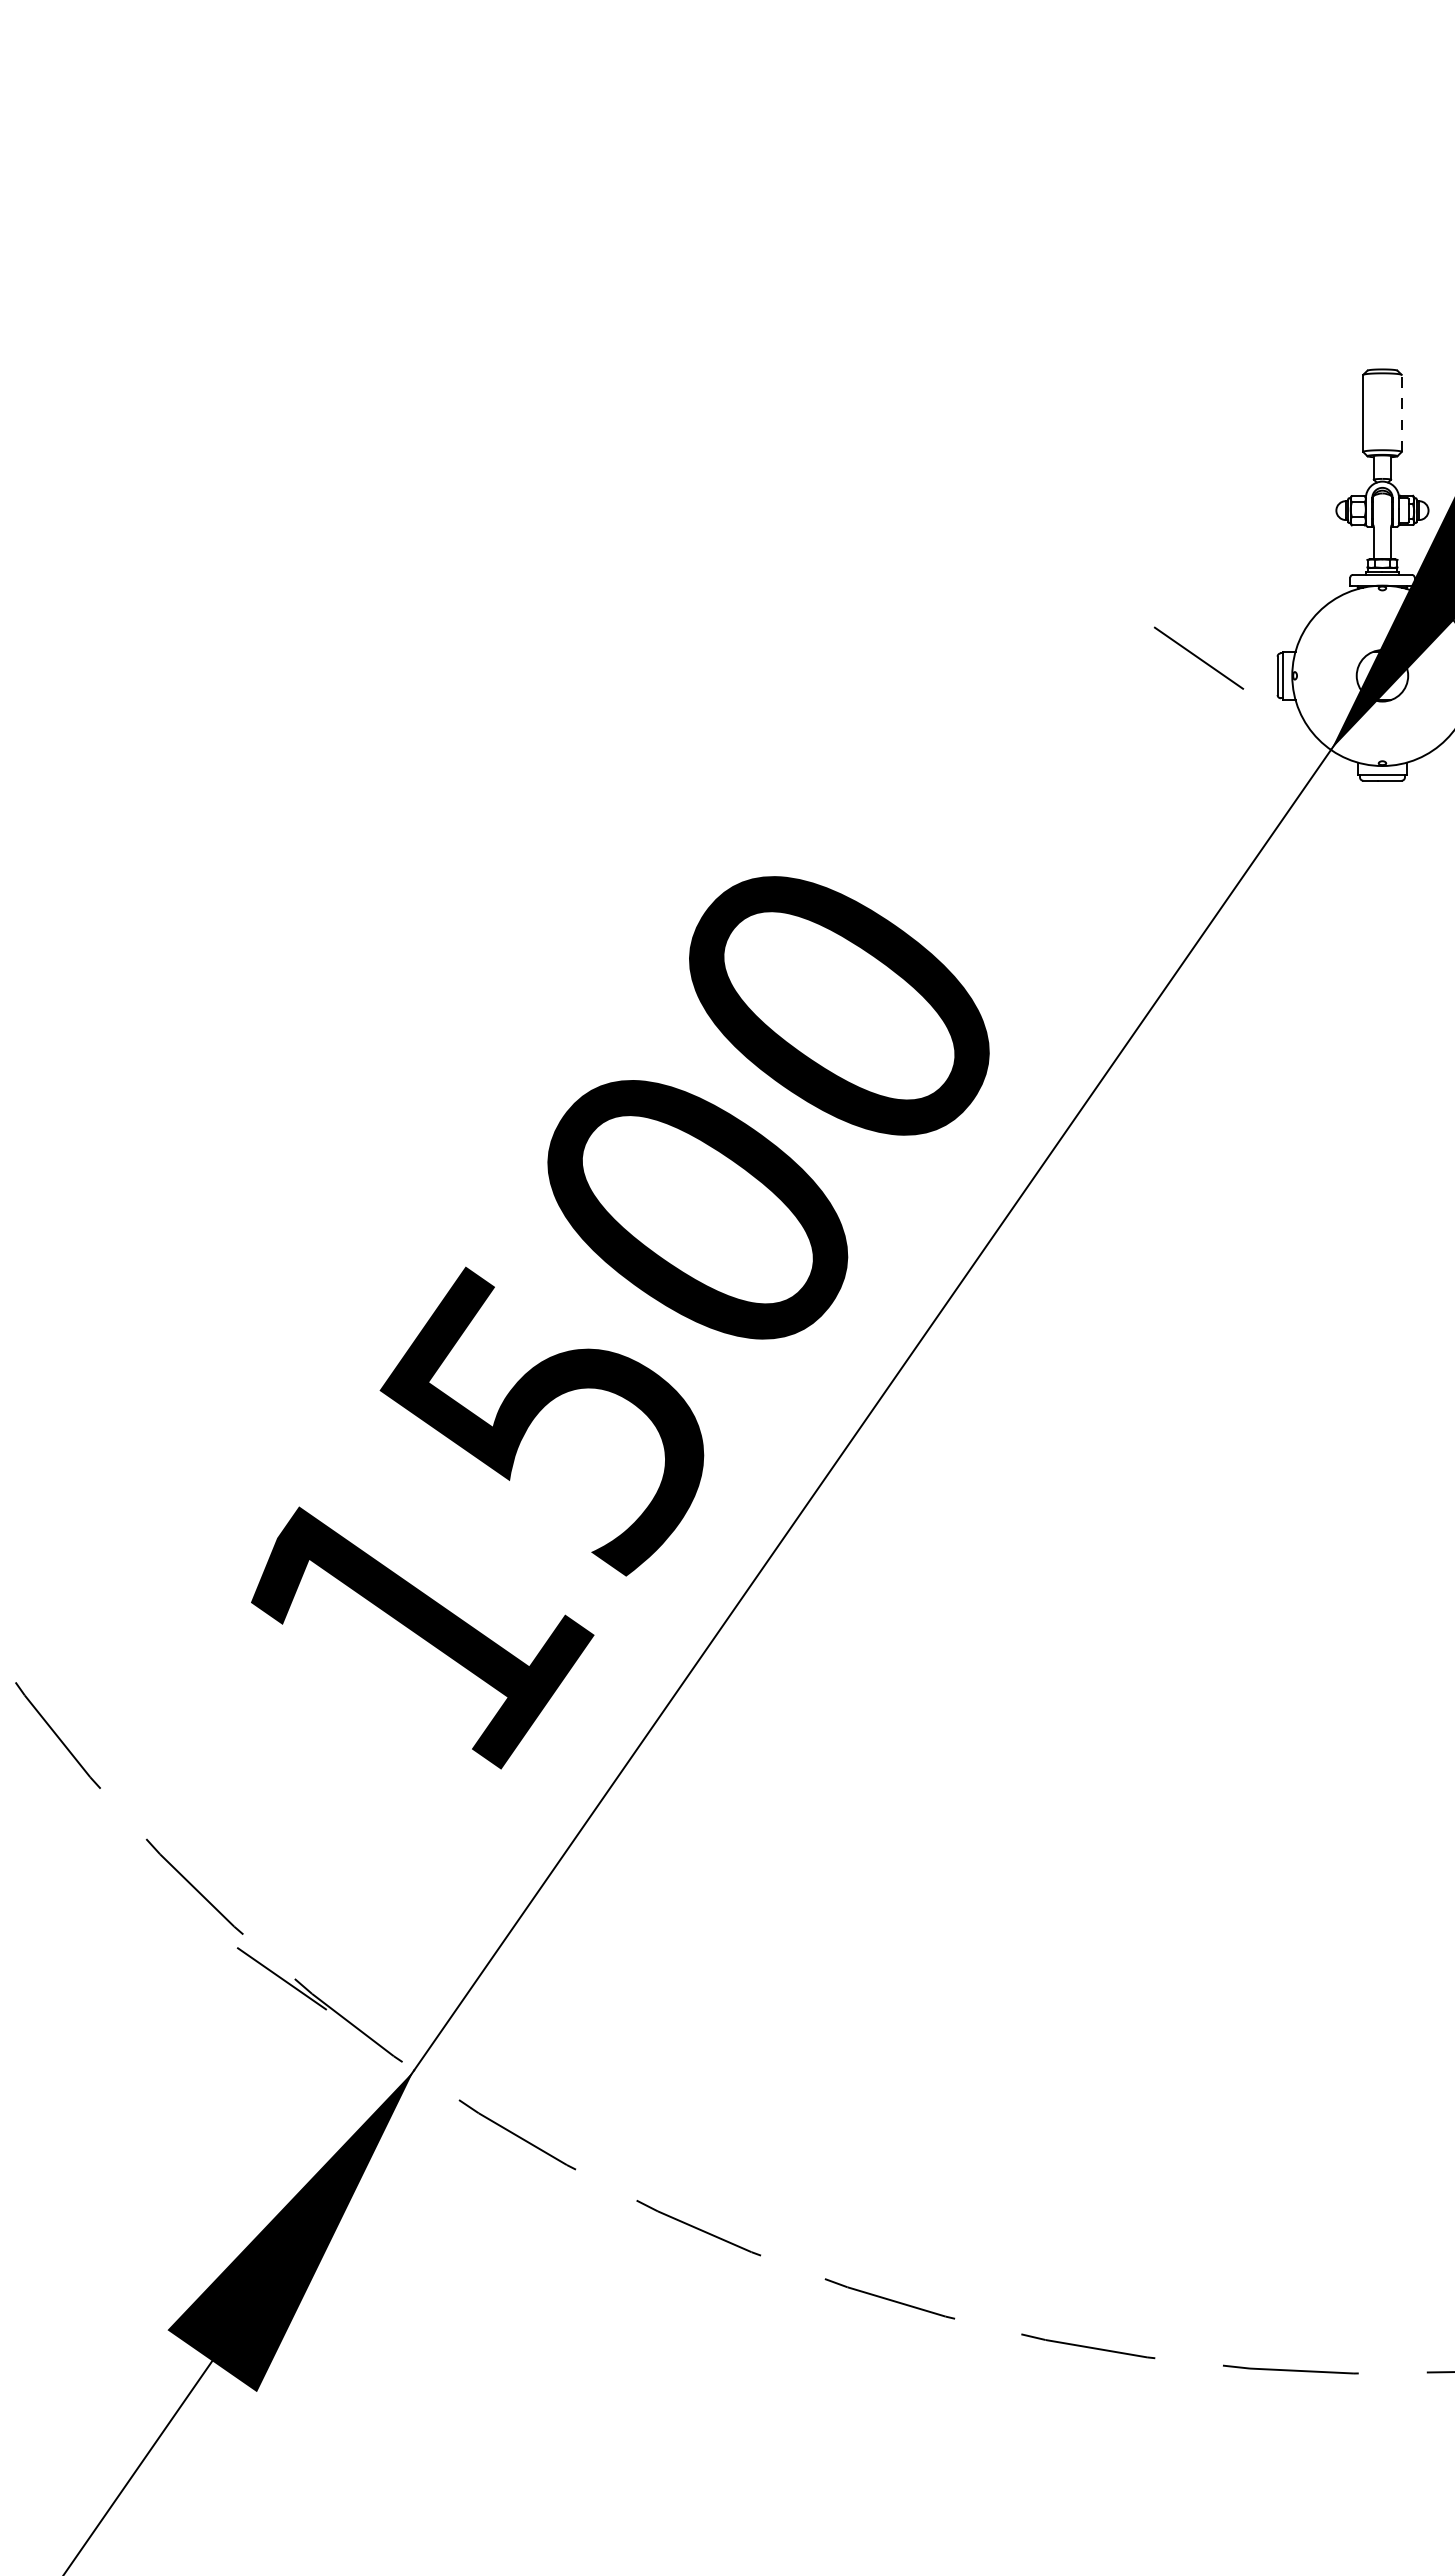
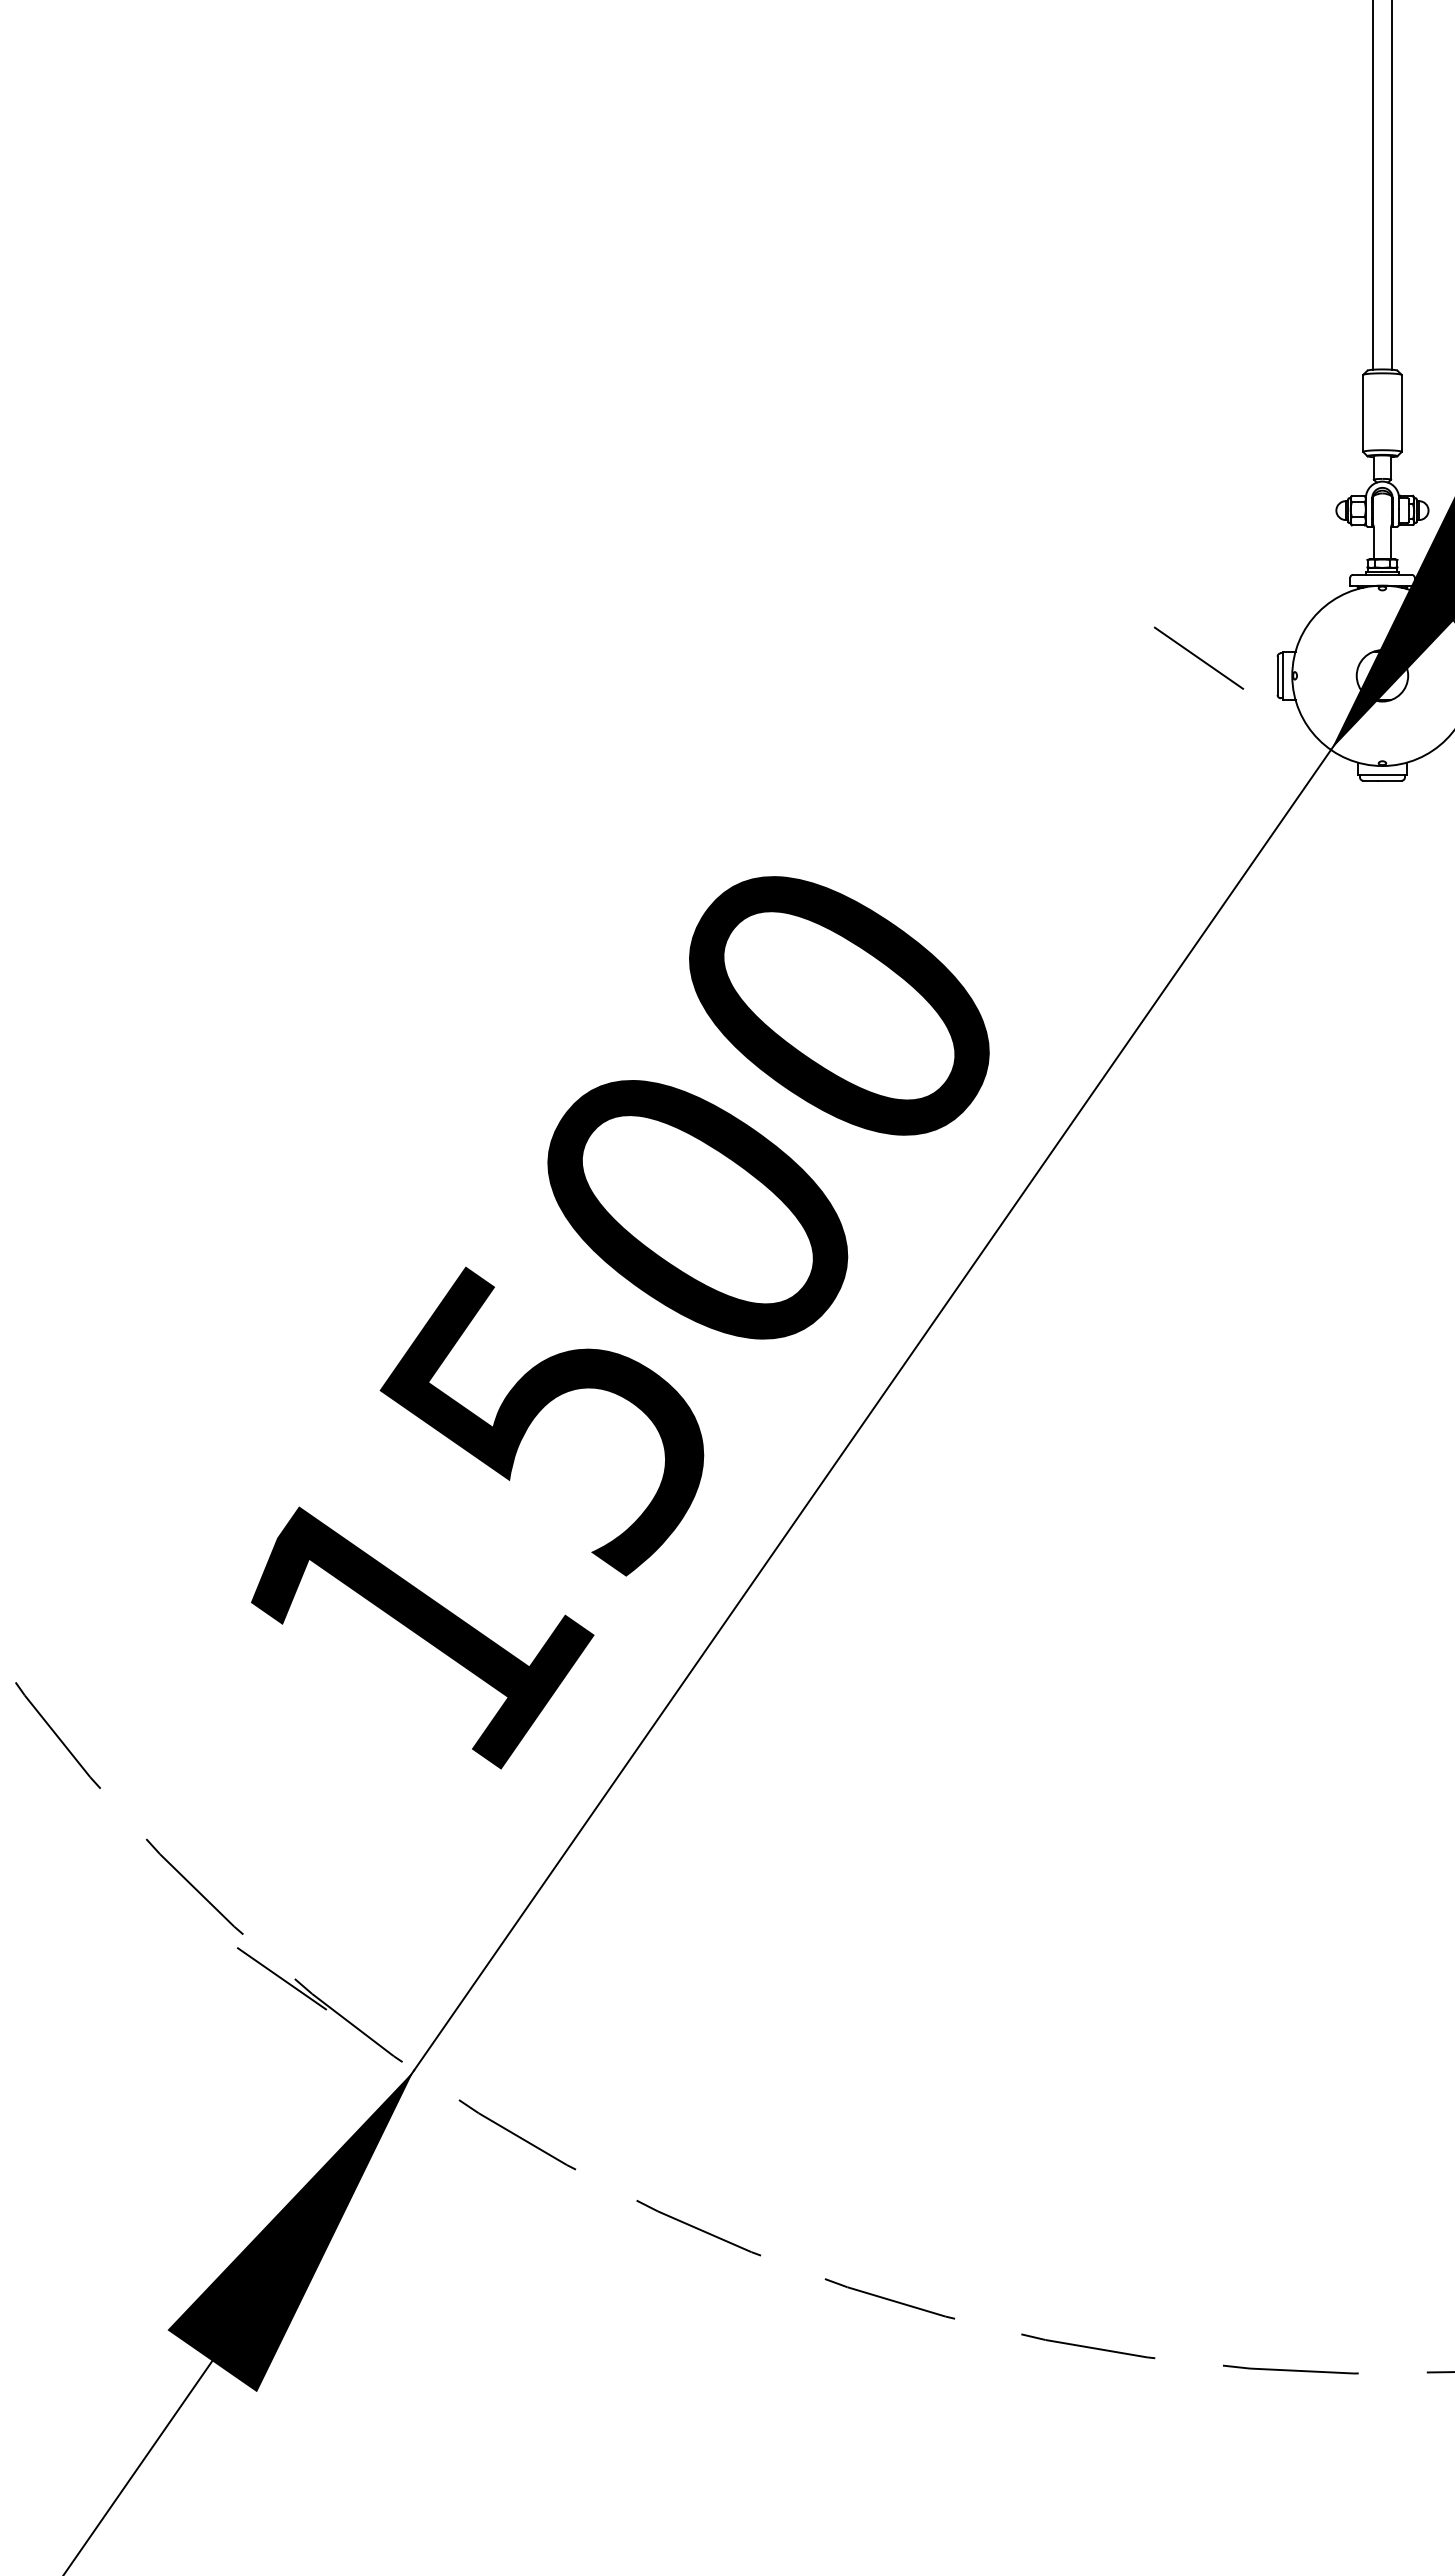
line: none -> present (1372, 185)
line: none -> present (1392, 185)
line: dashed -> solid (1401, 412)
